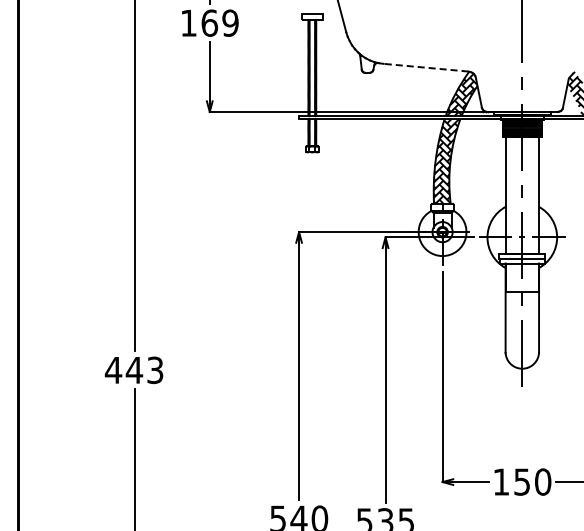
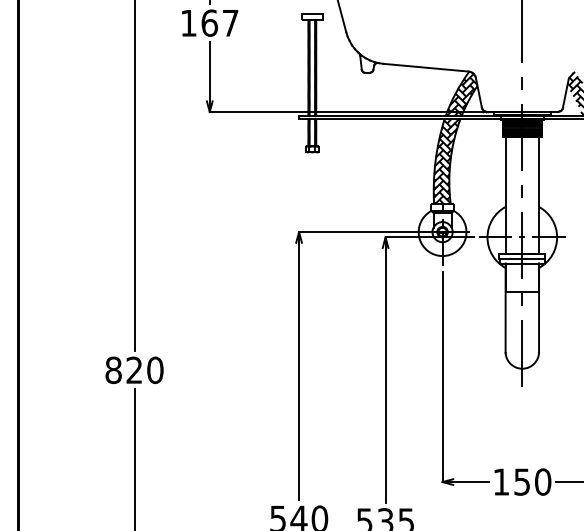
text: 169 -> 167 (230, 22)
line: dashed -> solid (426, 67)
text: 443 -> 820 (133, 370)
